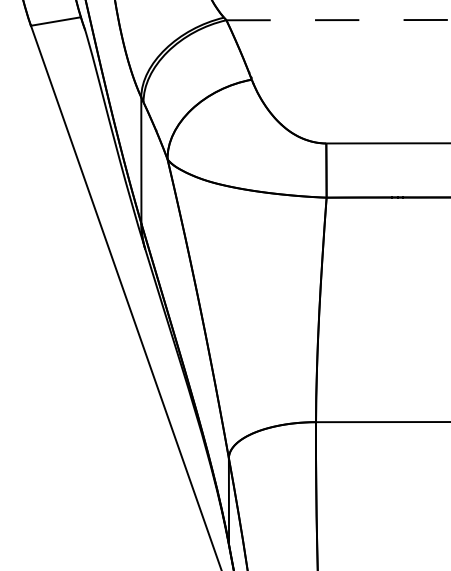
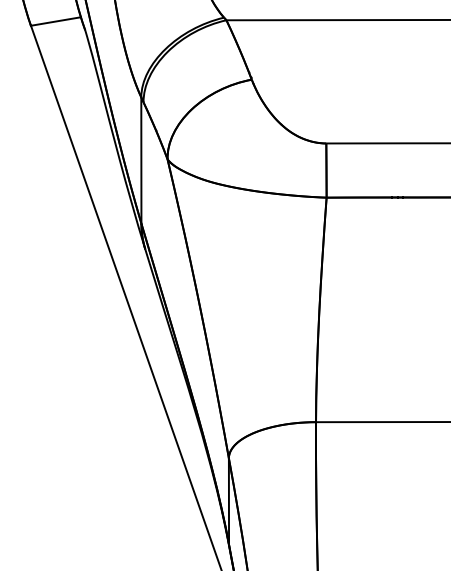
line: dashed -> solid (338, 20)
